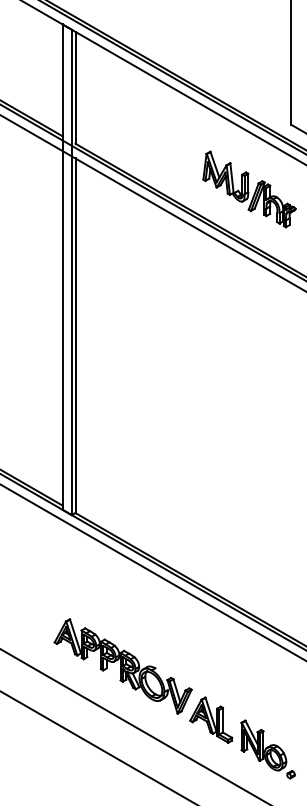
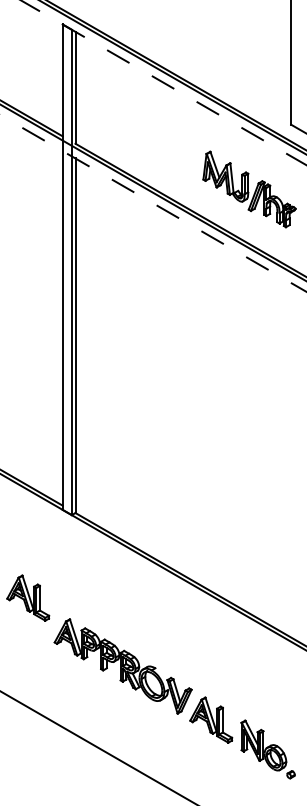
line: solid -> dashed (163, 82)
line: solid -> dashed (153, 203)
line: present -> none (152, 572)
part: none -> present (28, 597)
line: present -> none (134, 726)
